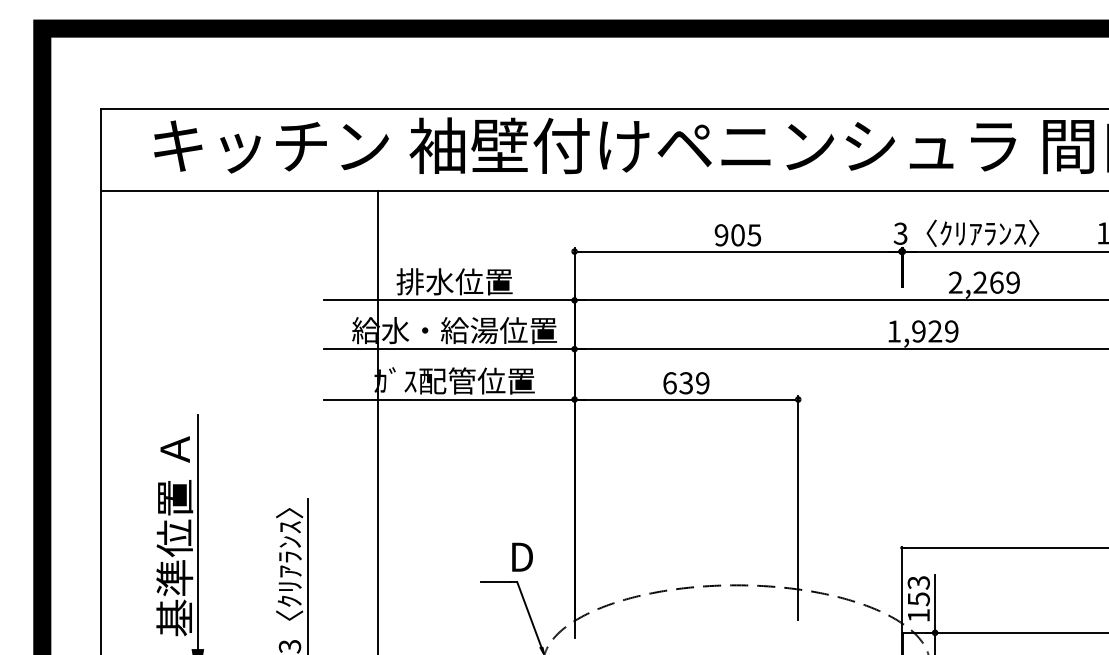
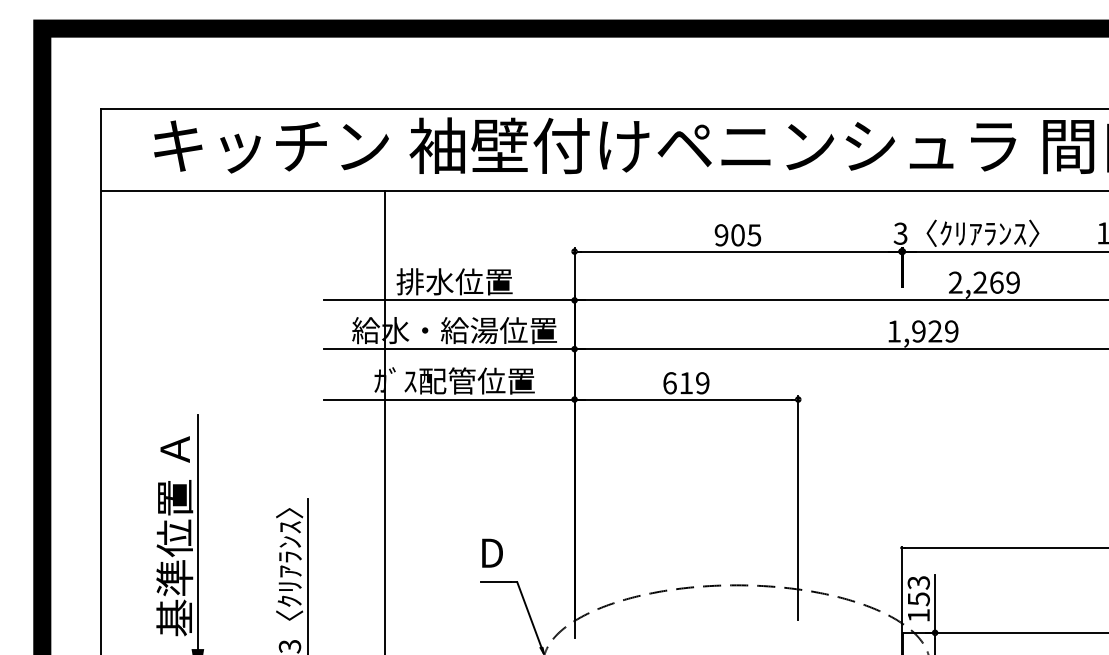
text: 639 -> 619 (685, 383)
line position: (377, 420) -> (384, 420) (384, 420)
text position: (522, 556) -> (492, 552) (492, 552)
